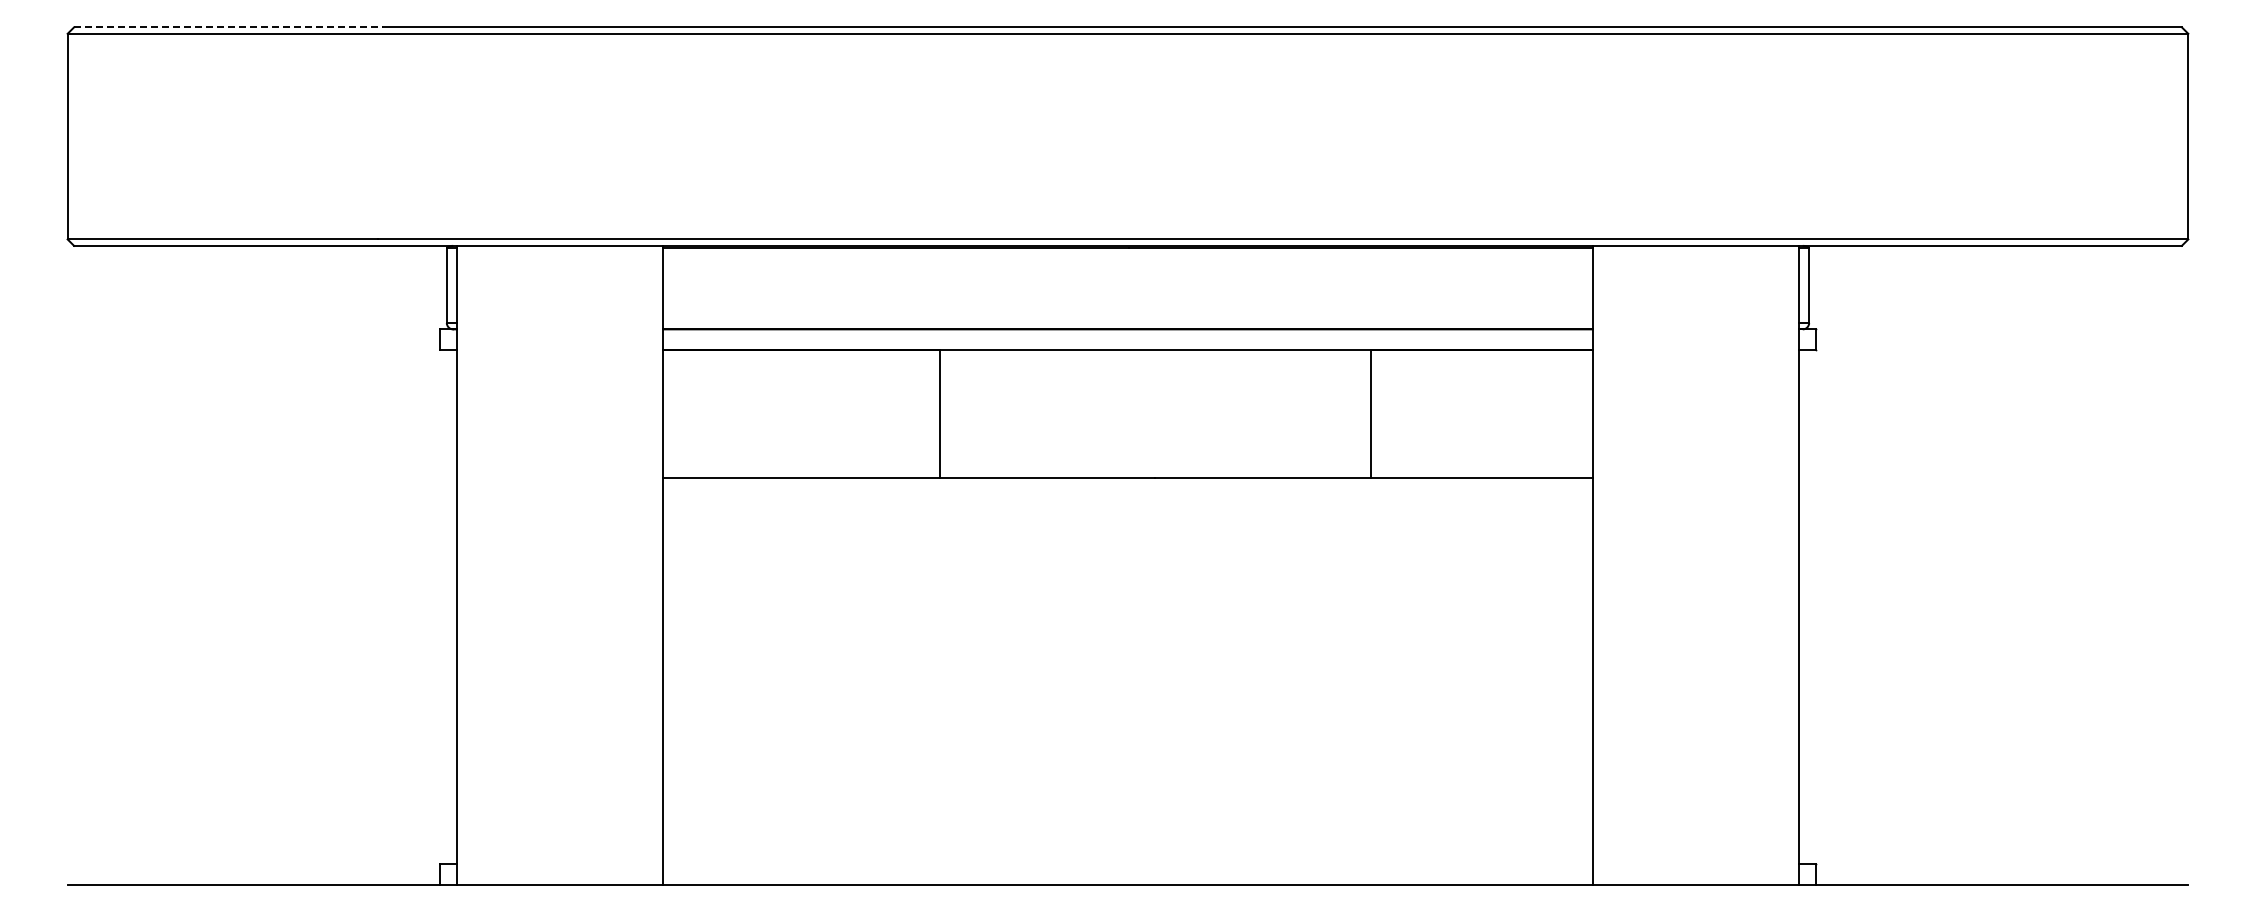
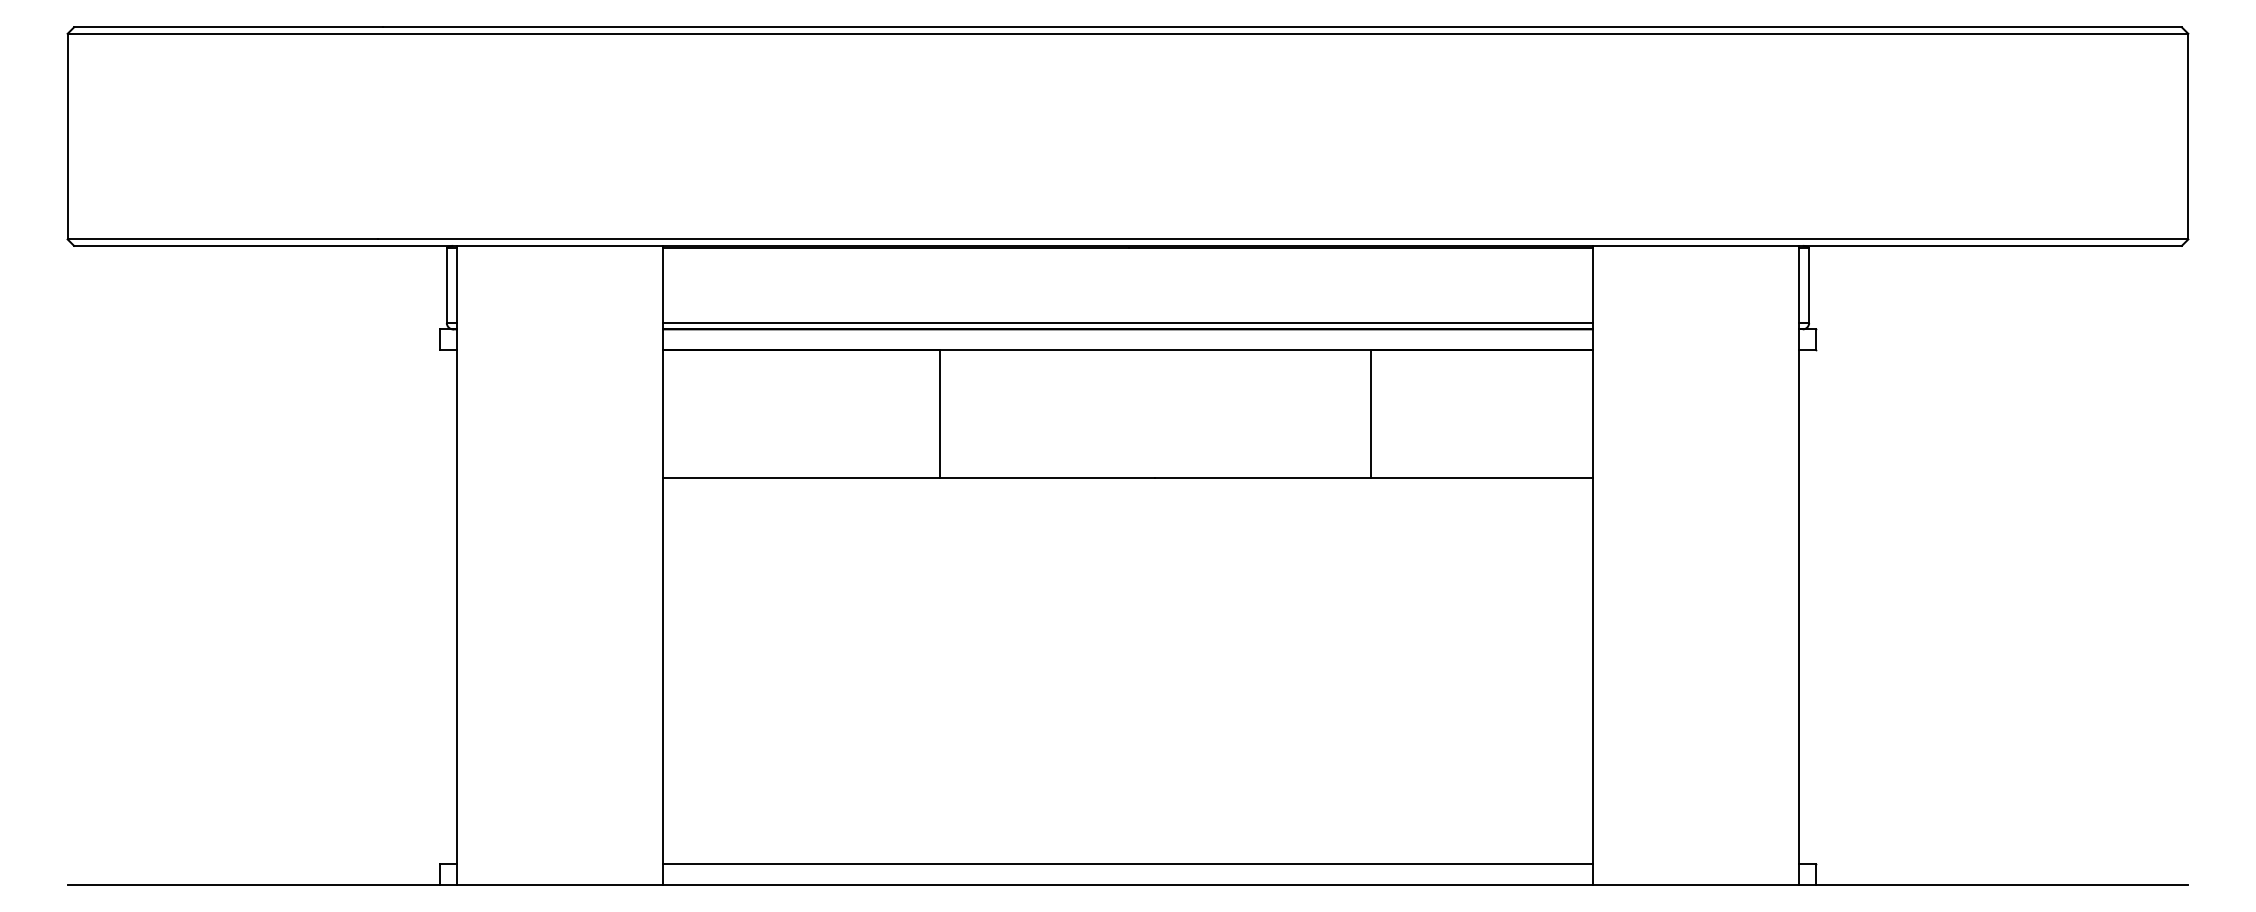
line: dashed -> solid (228, 27)
line: none -> present (1127, 322)
line: none -> present (1127, 864)
